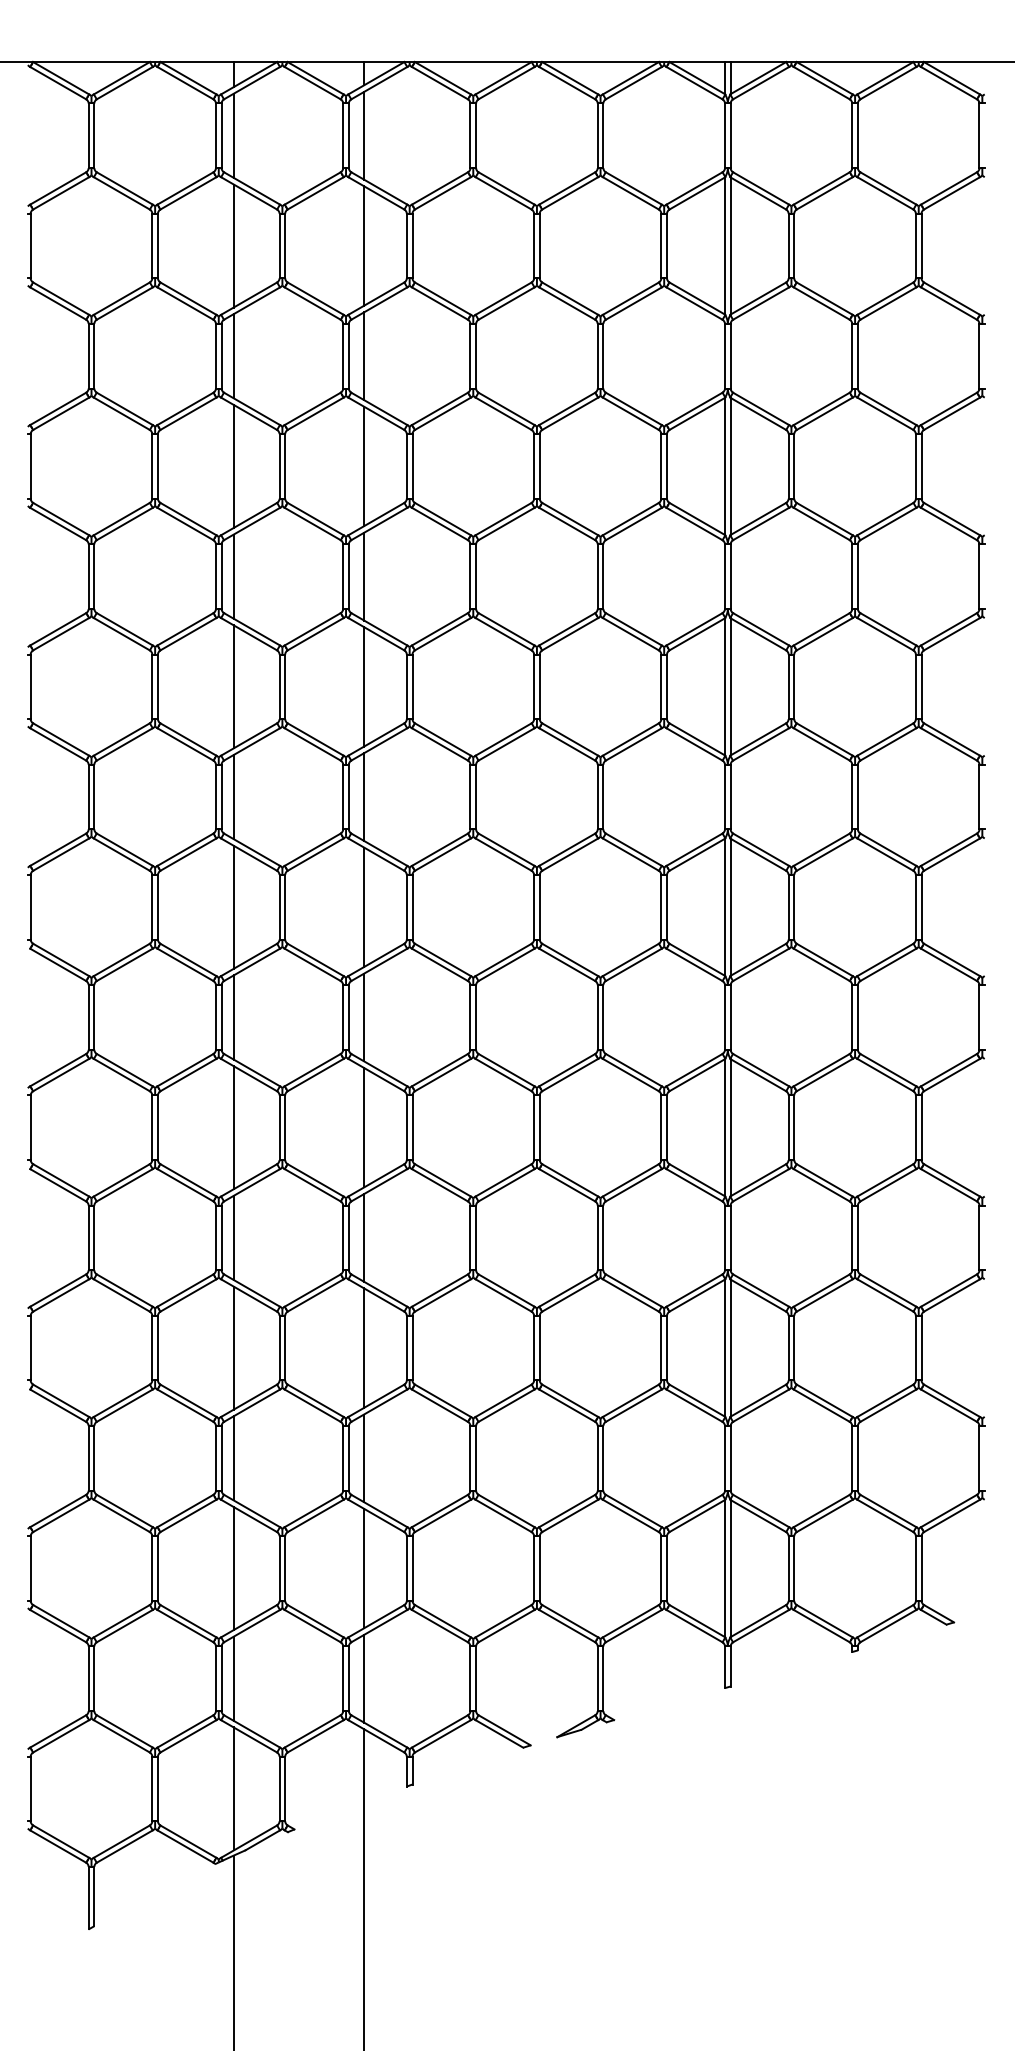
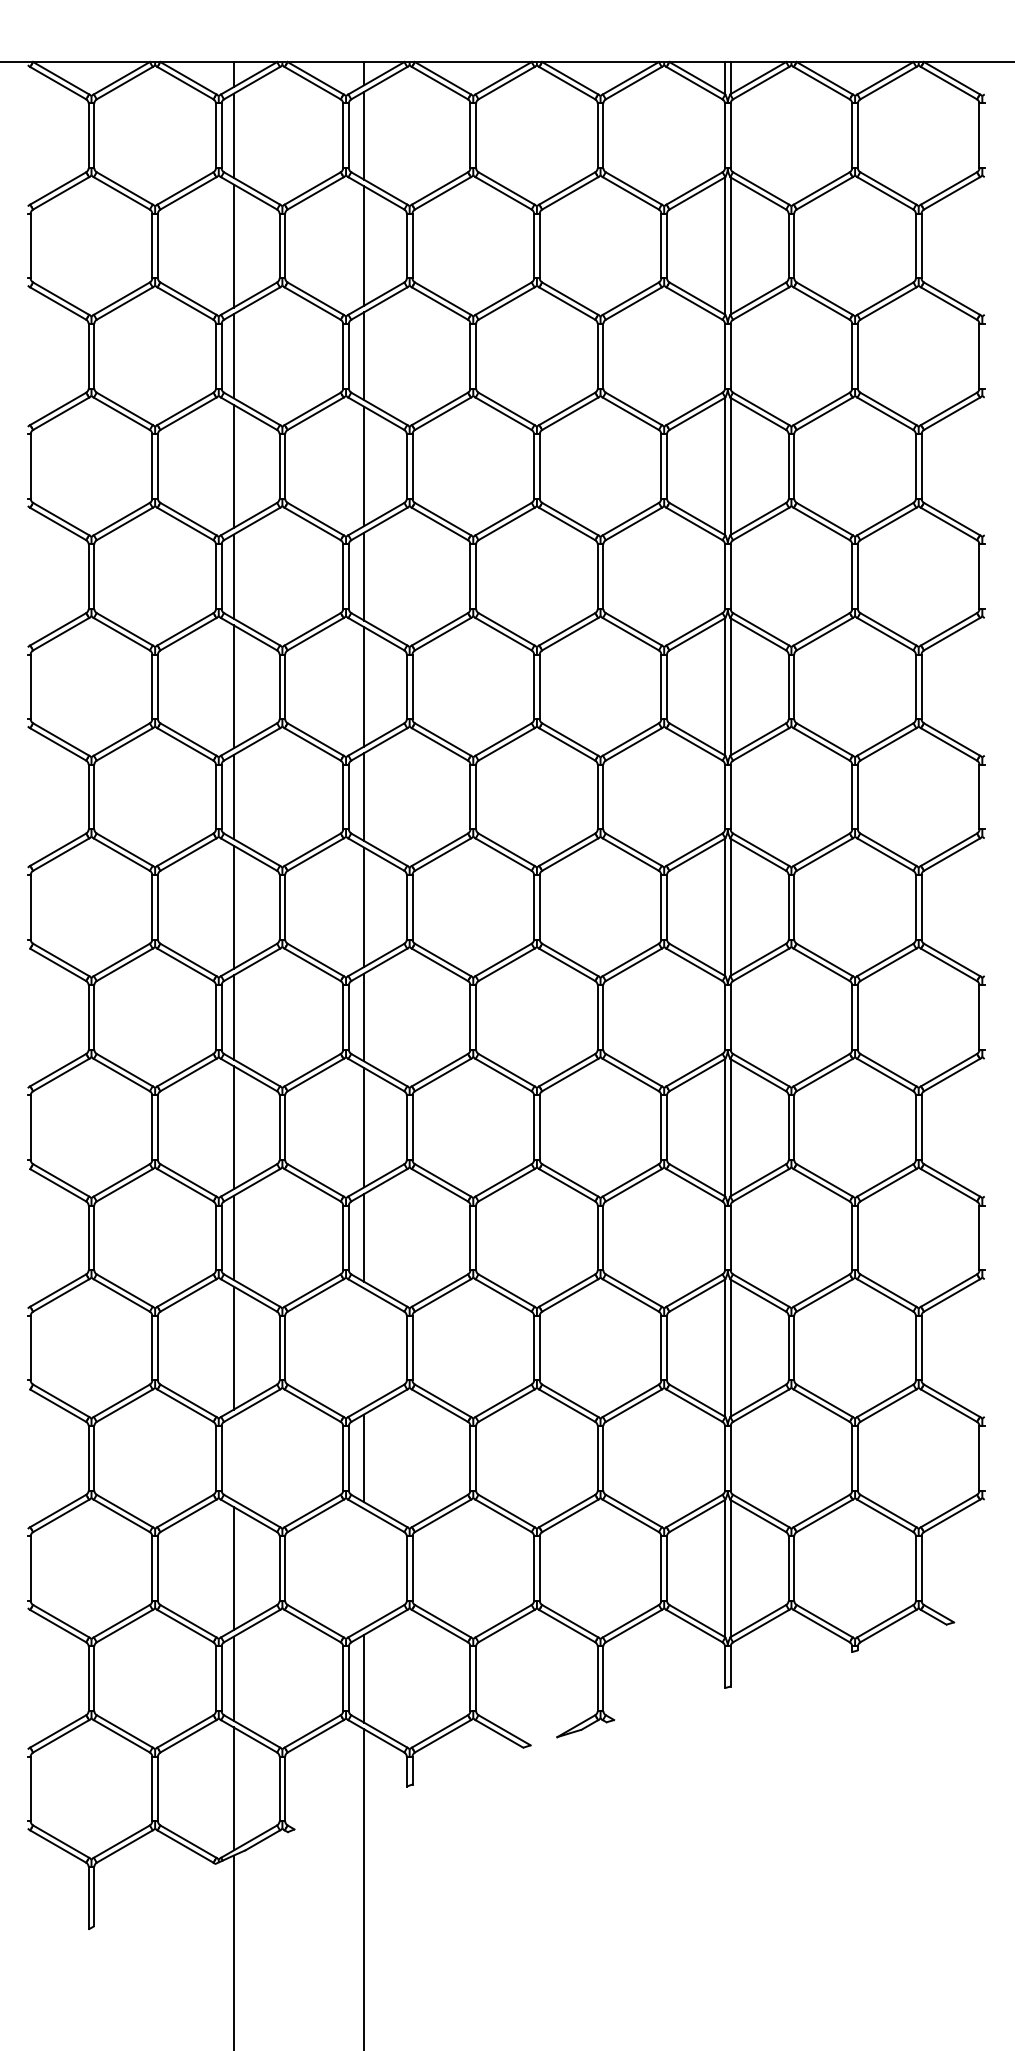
line: present -> none (364, 1347)
line: present -> none (233, 1458)
line: present -> none (364, 1568)
